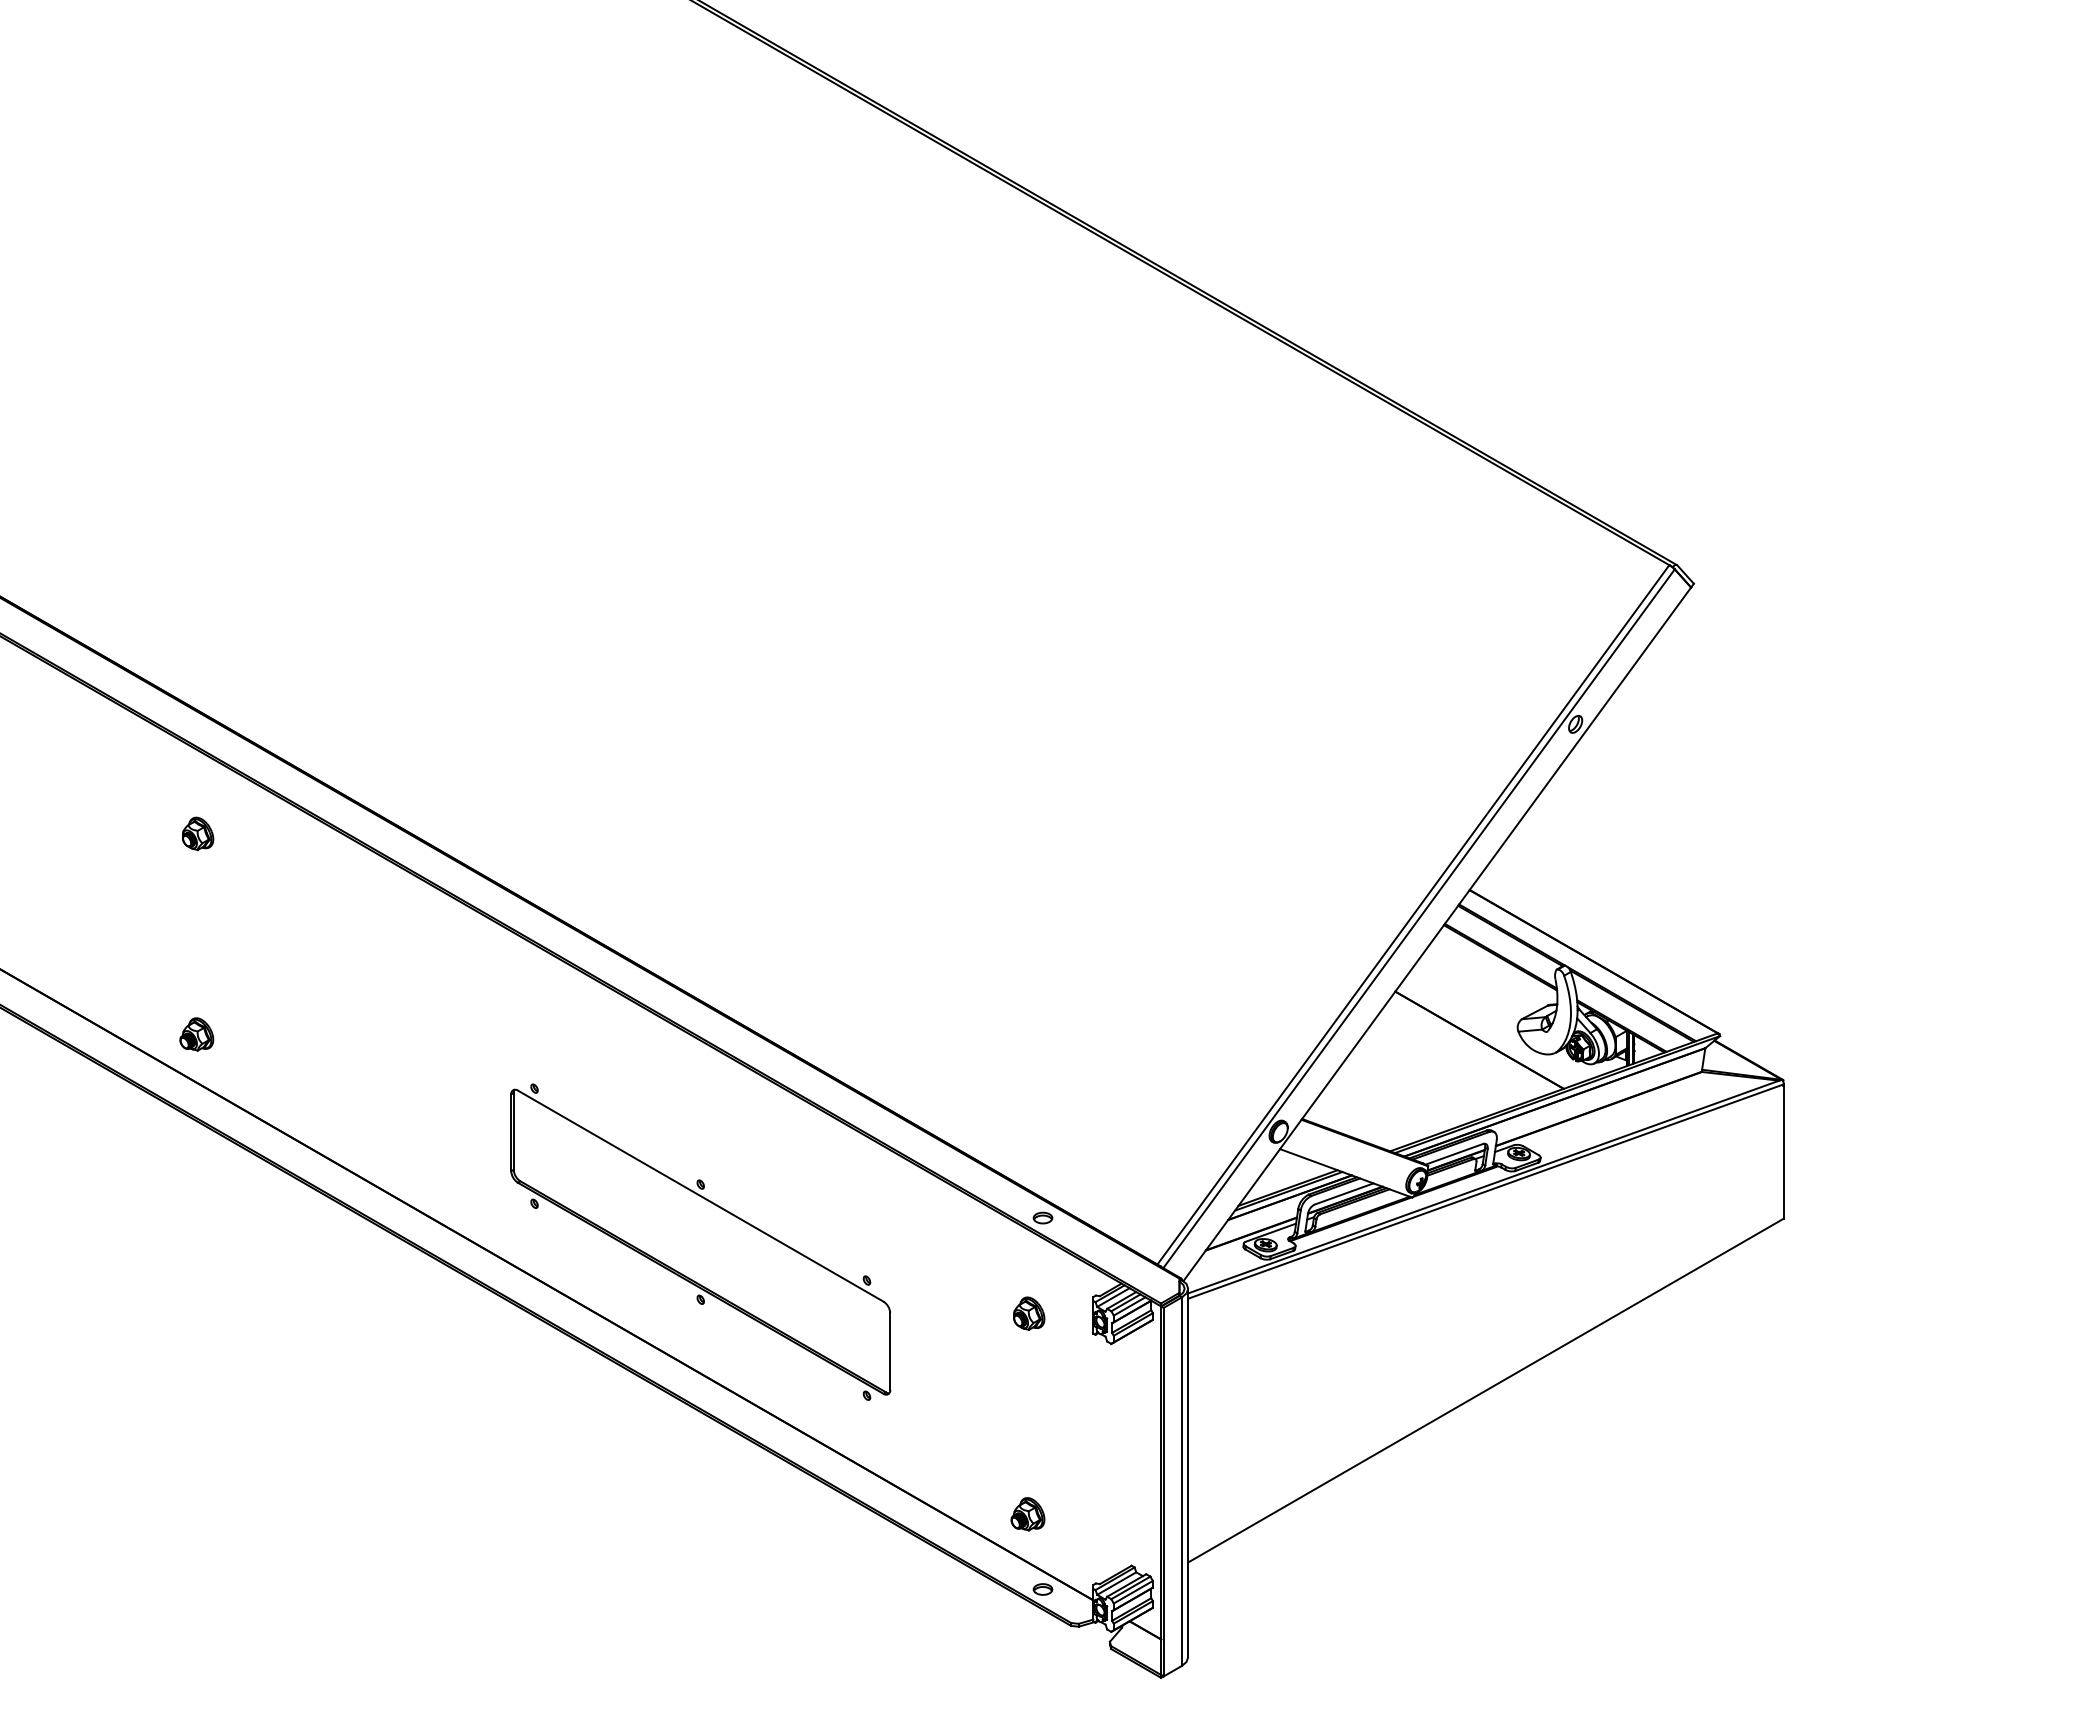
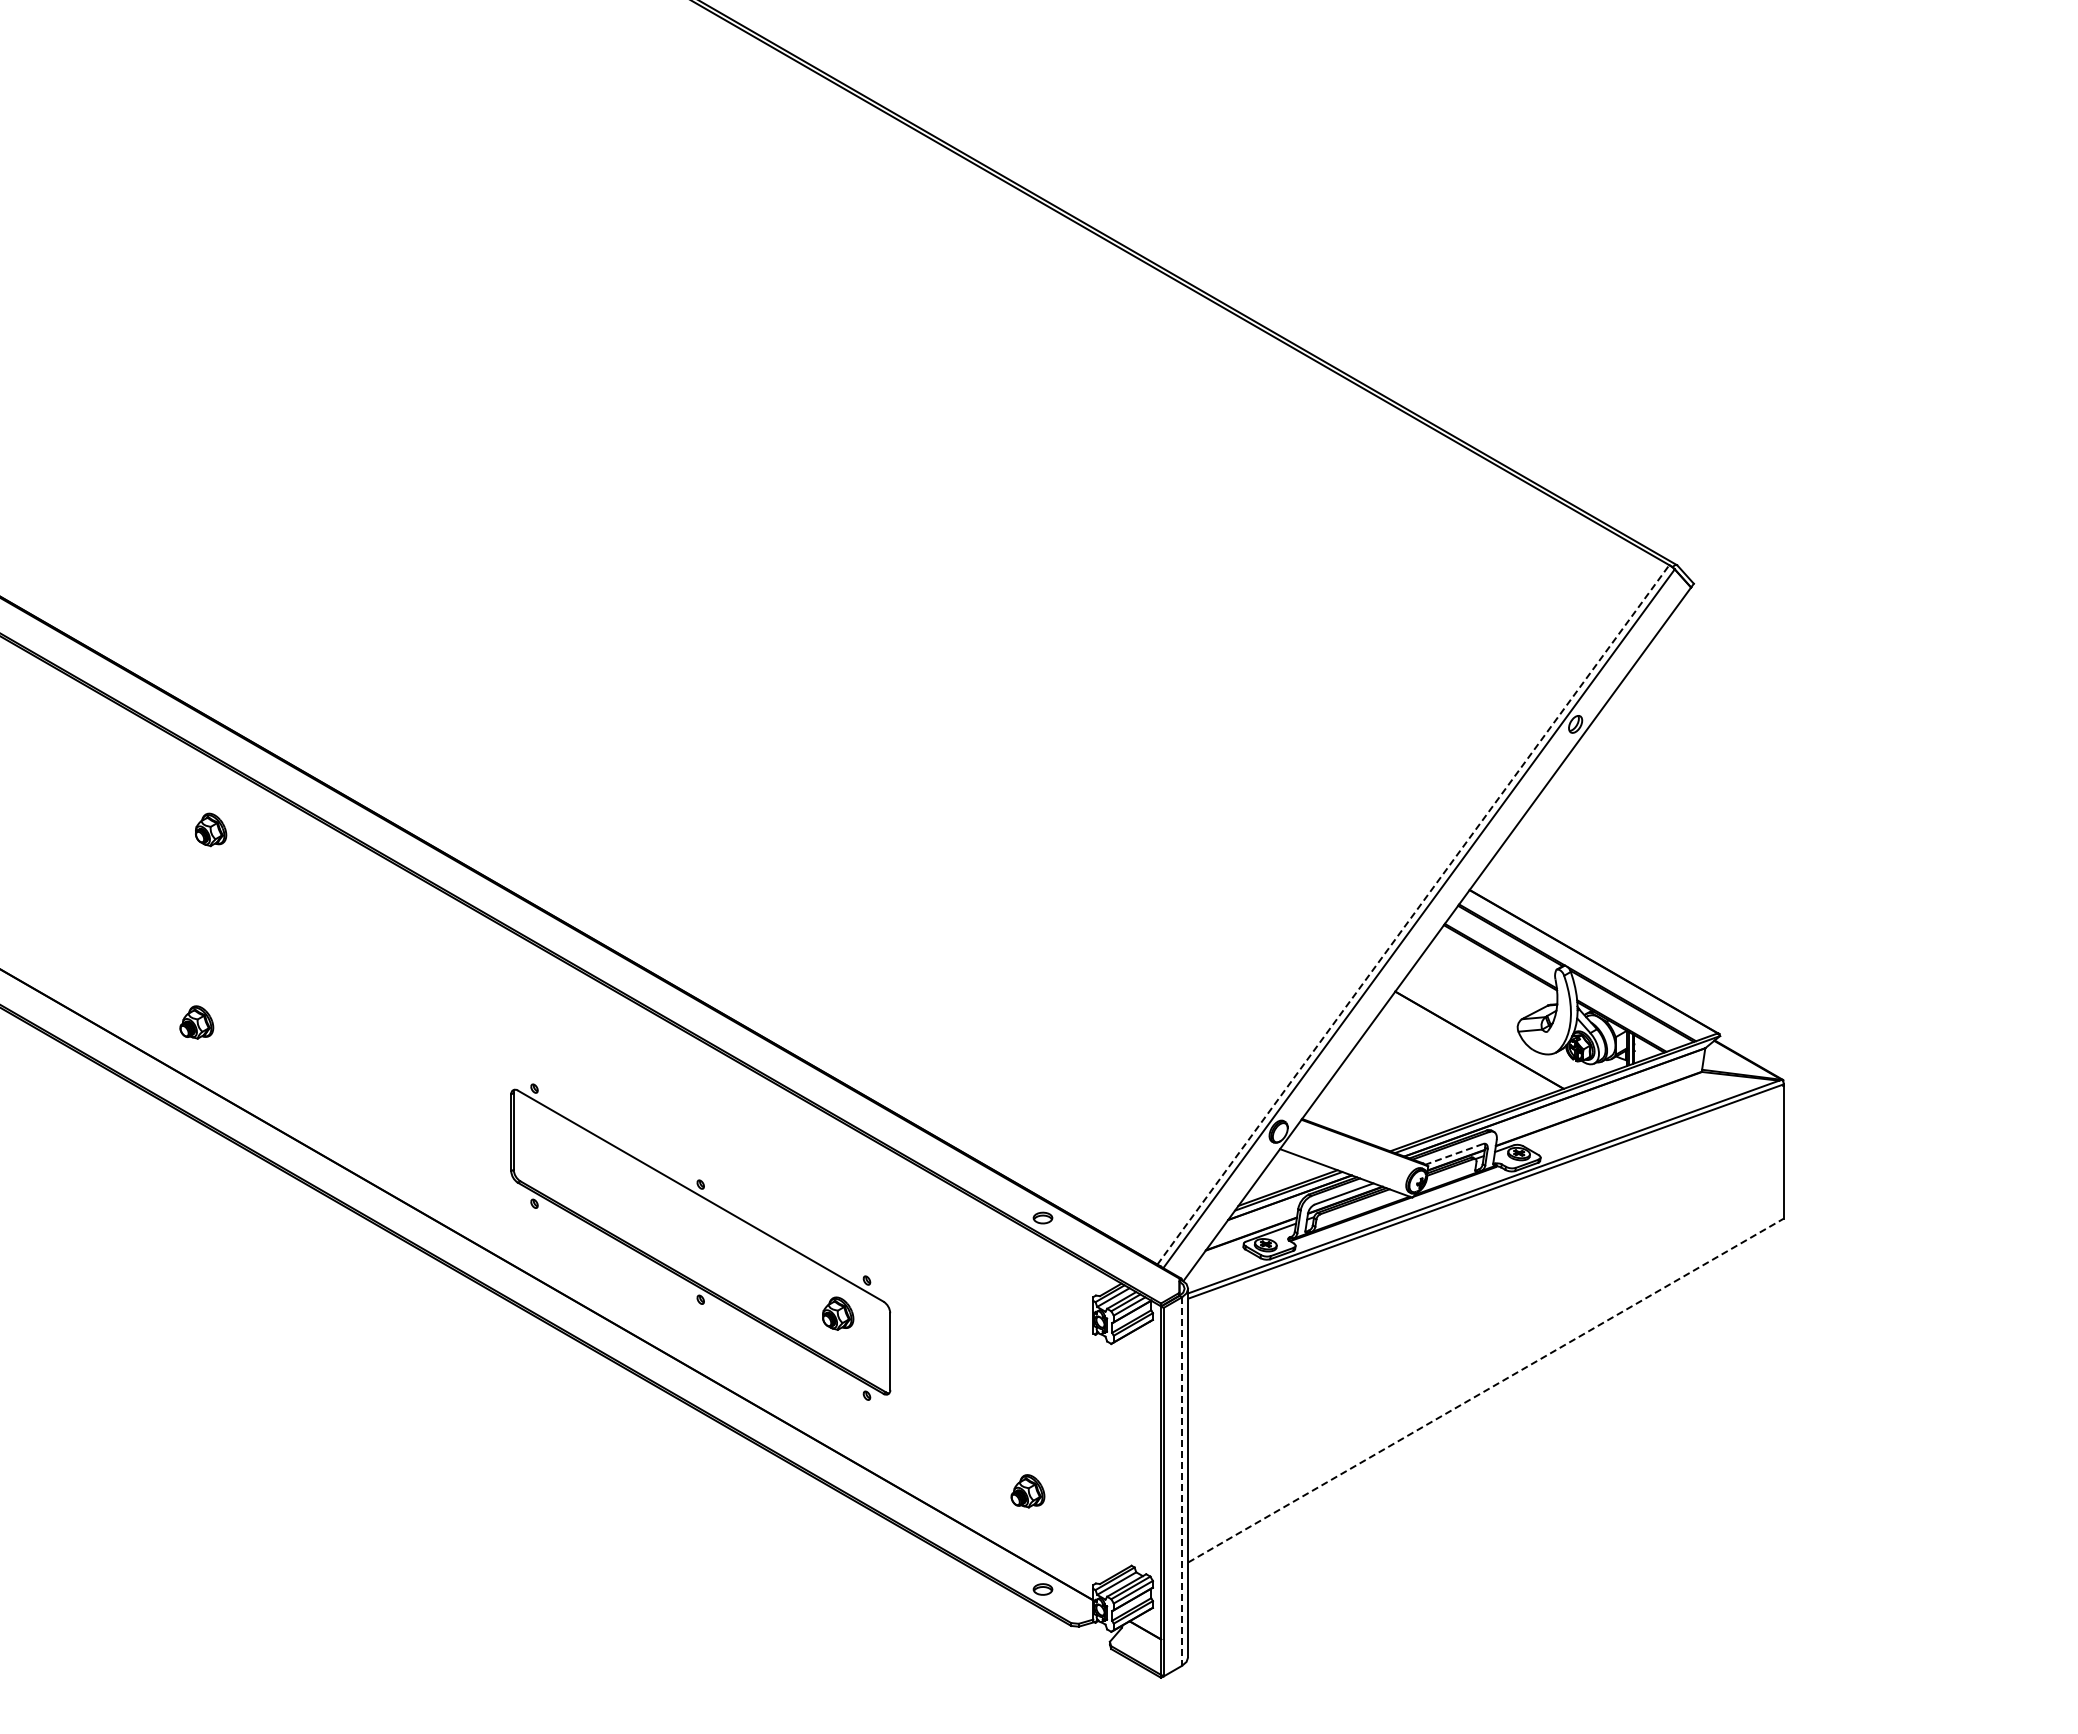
part position: (198, 833) -> (211, 829) (211, 829)
line: solid -> dashed (1413, 914)
part position: (196, 1034) -> (196, 1022) (196, 1022)
line: solid -> dashed (1454, 1154)
part position: (1029, 1313) -> (838, 1313) (838, 1313)
line: solid -> dashed (1485, 1390)
line: solid -> dashed (1181, 1482)
part position: (1027, 1514) -> (1027, 1491) (1027, 1491)
